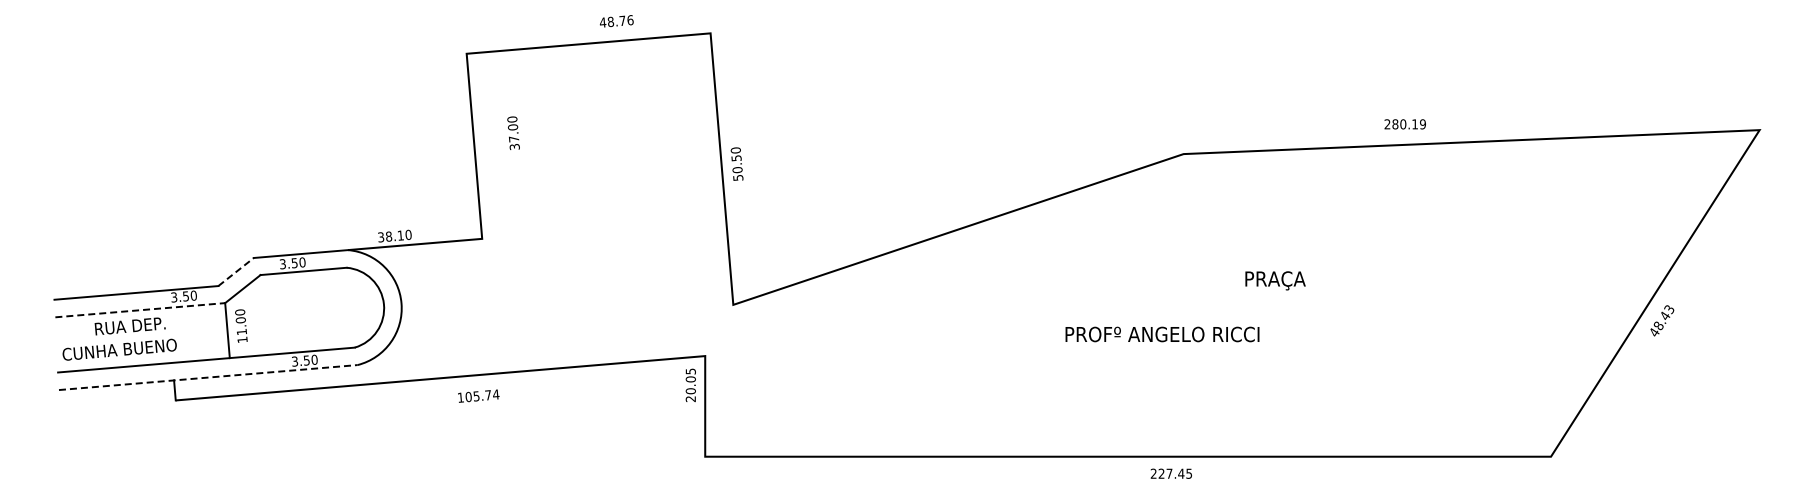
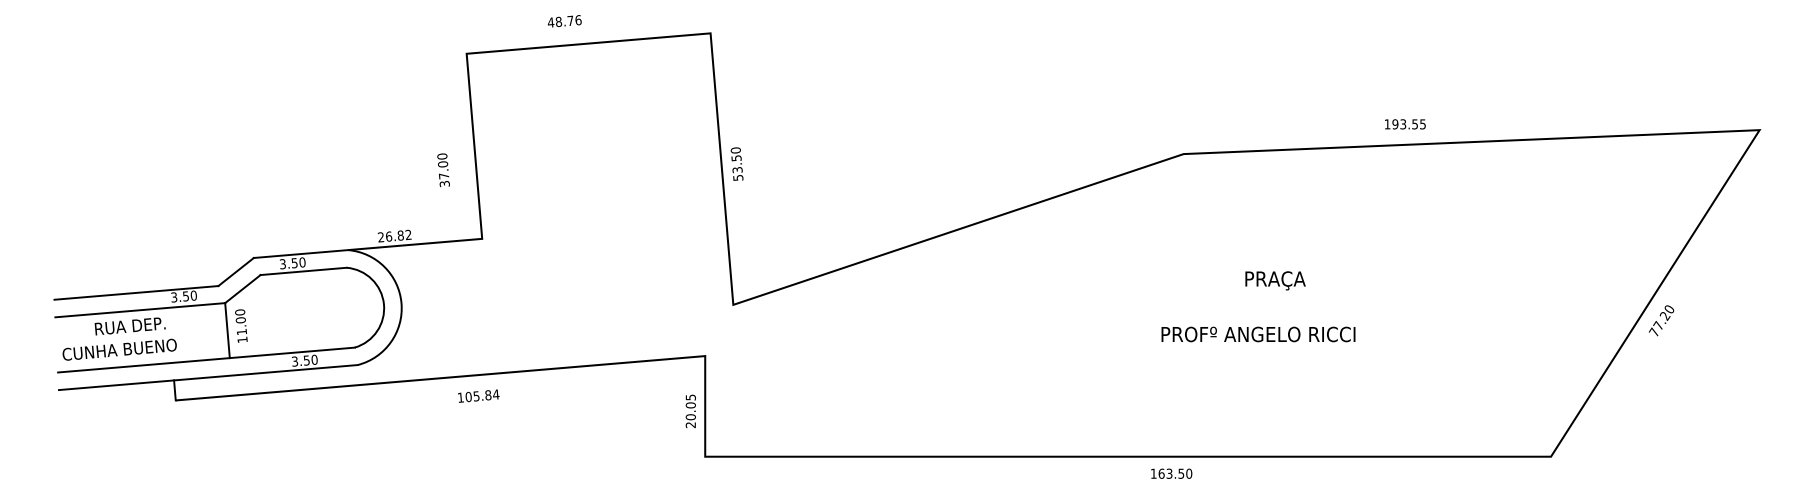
text position: (616, 21) -> (564, 21) (564, 21)
text: 280.19 -> 193.55 (1404, 124)
text position: (513, 132) -> (443, 169) (443, 169)
text: 50.50 -> 53.50 (737, 170)
text: 38.10 -> 26.82 (394, 236)
line: dashed -> solid (236, 272)
line: dashed -> solid (140, 310)
text: 48.43 -> 77.20 (1660, 320)
text position: (1162, 334) -> (1258, 334) (1258, 334)
line: dashed -> solid (208, 377)
text position: (690, 385) -> (690, 411) (690, 411)
text: 105.74 -> 105.84 (488, 395)
text: 227.45 -> 163.50 (1171, 473)
